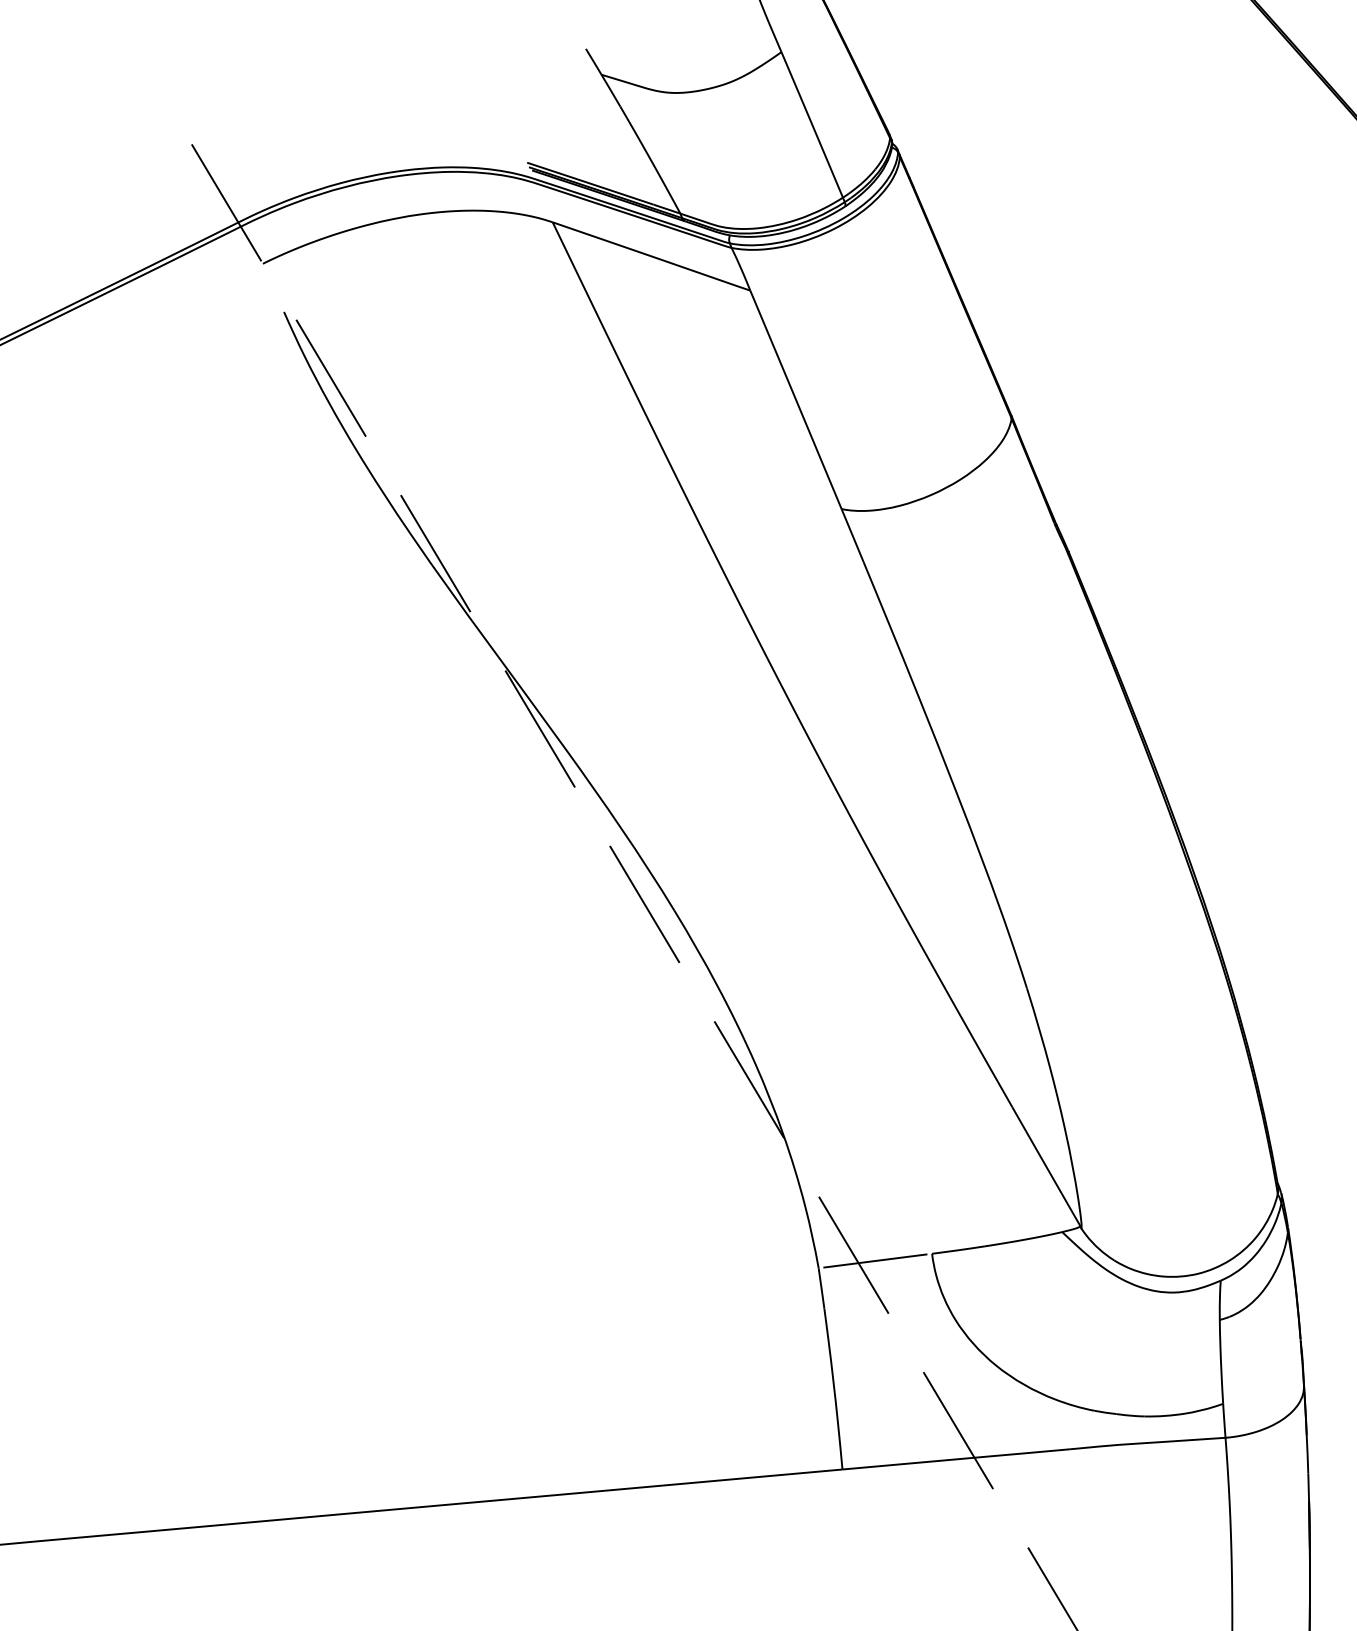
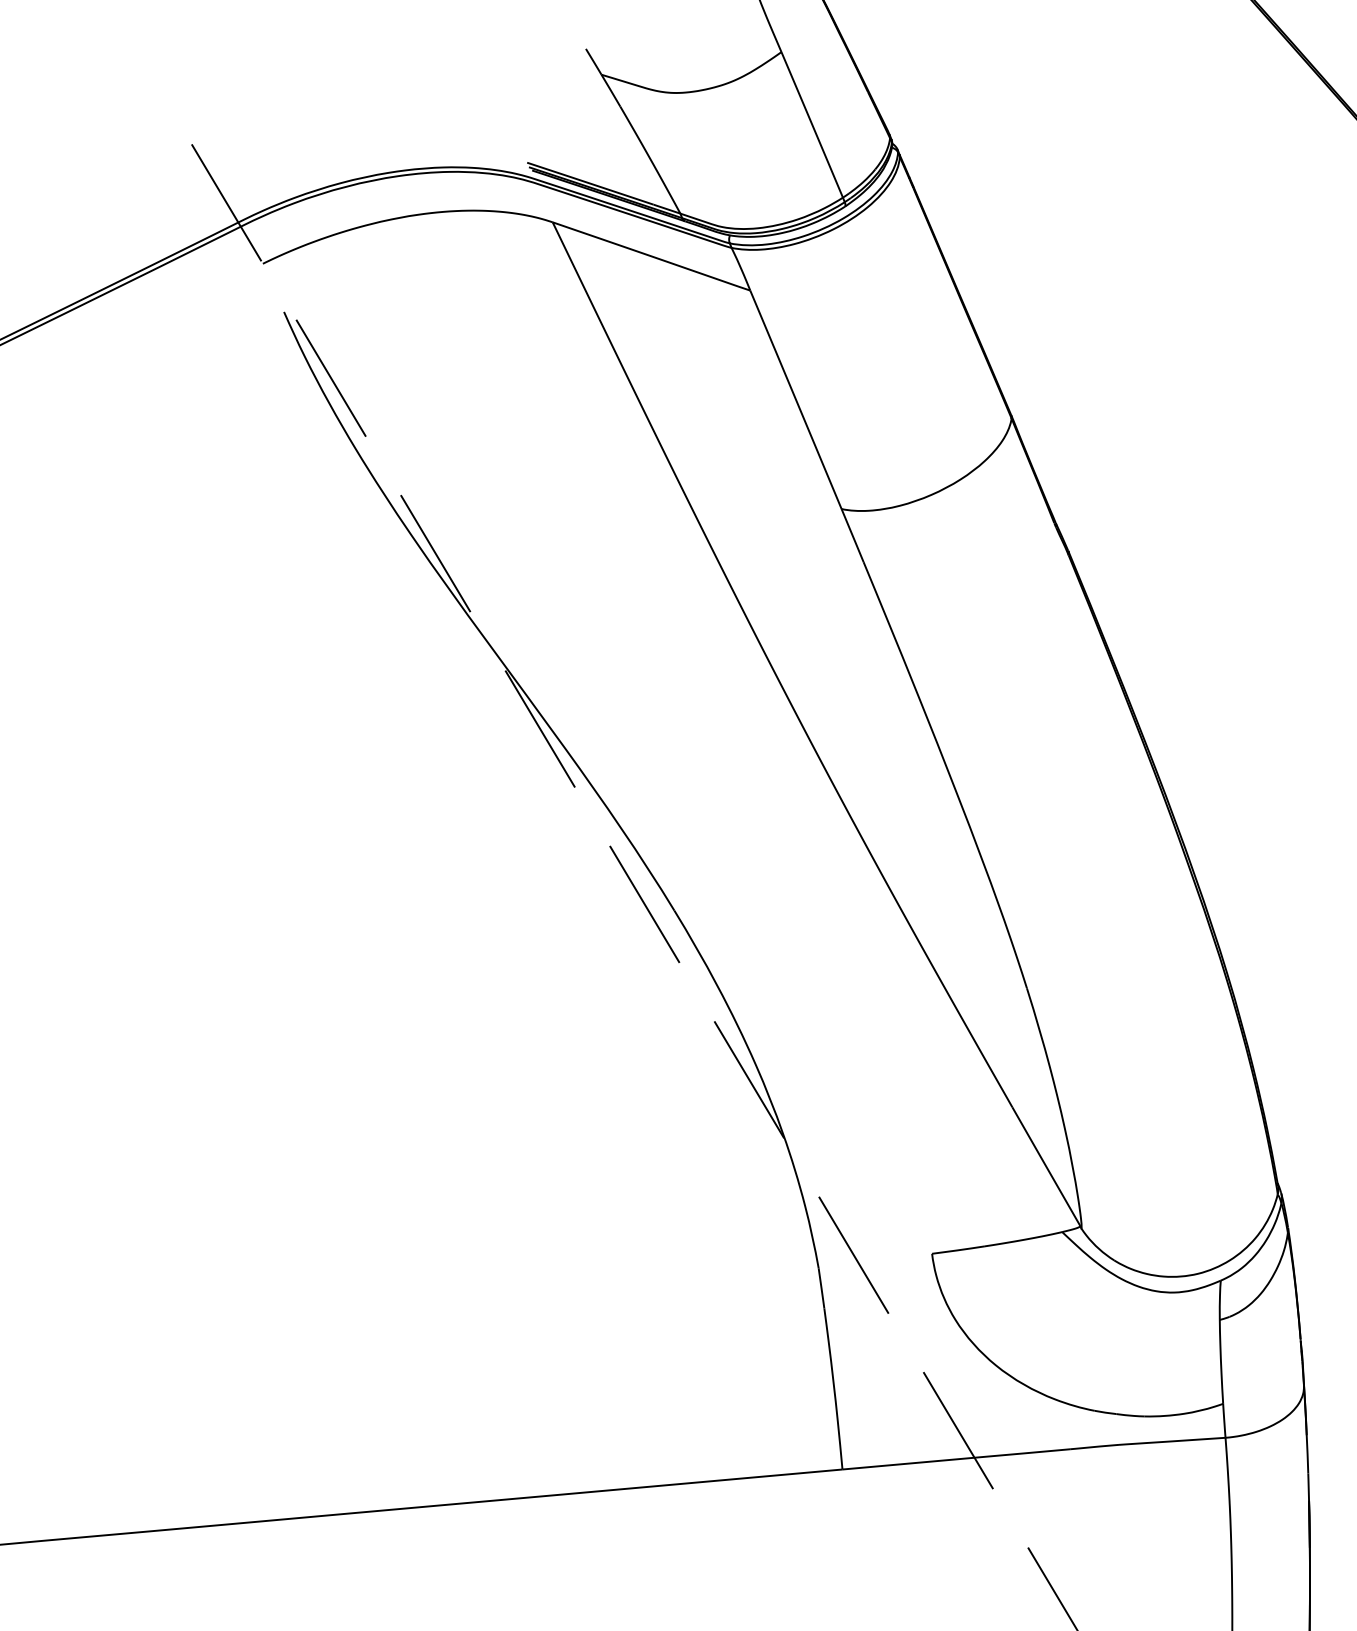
line: present -> none (875, 1260)
